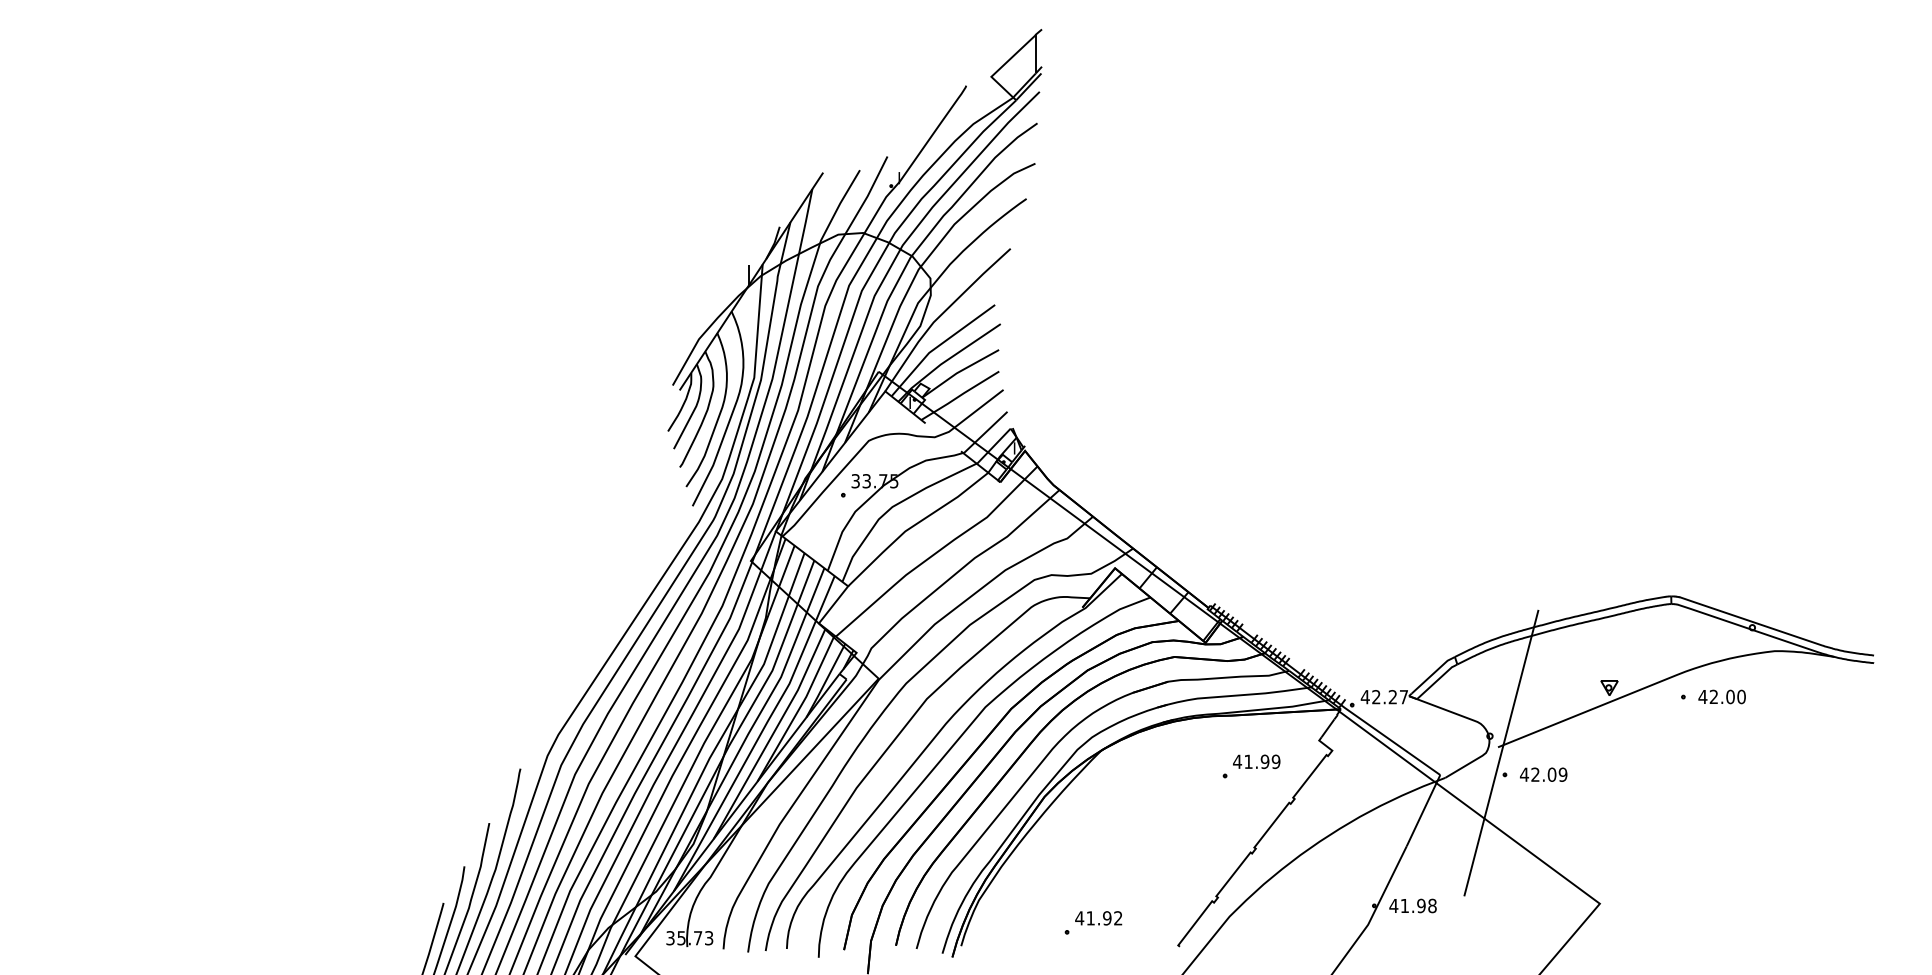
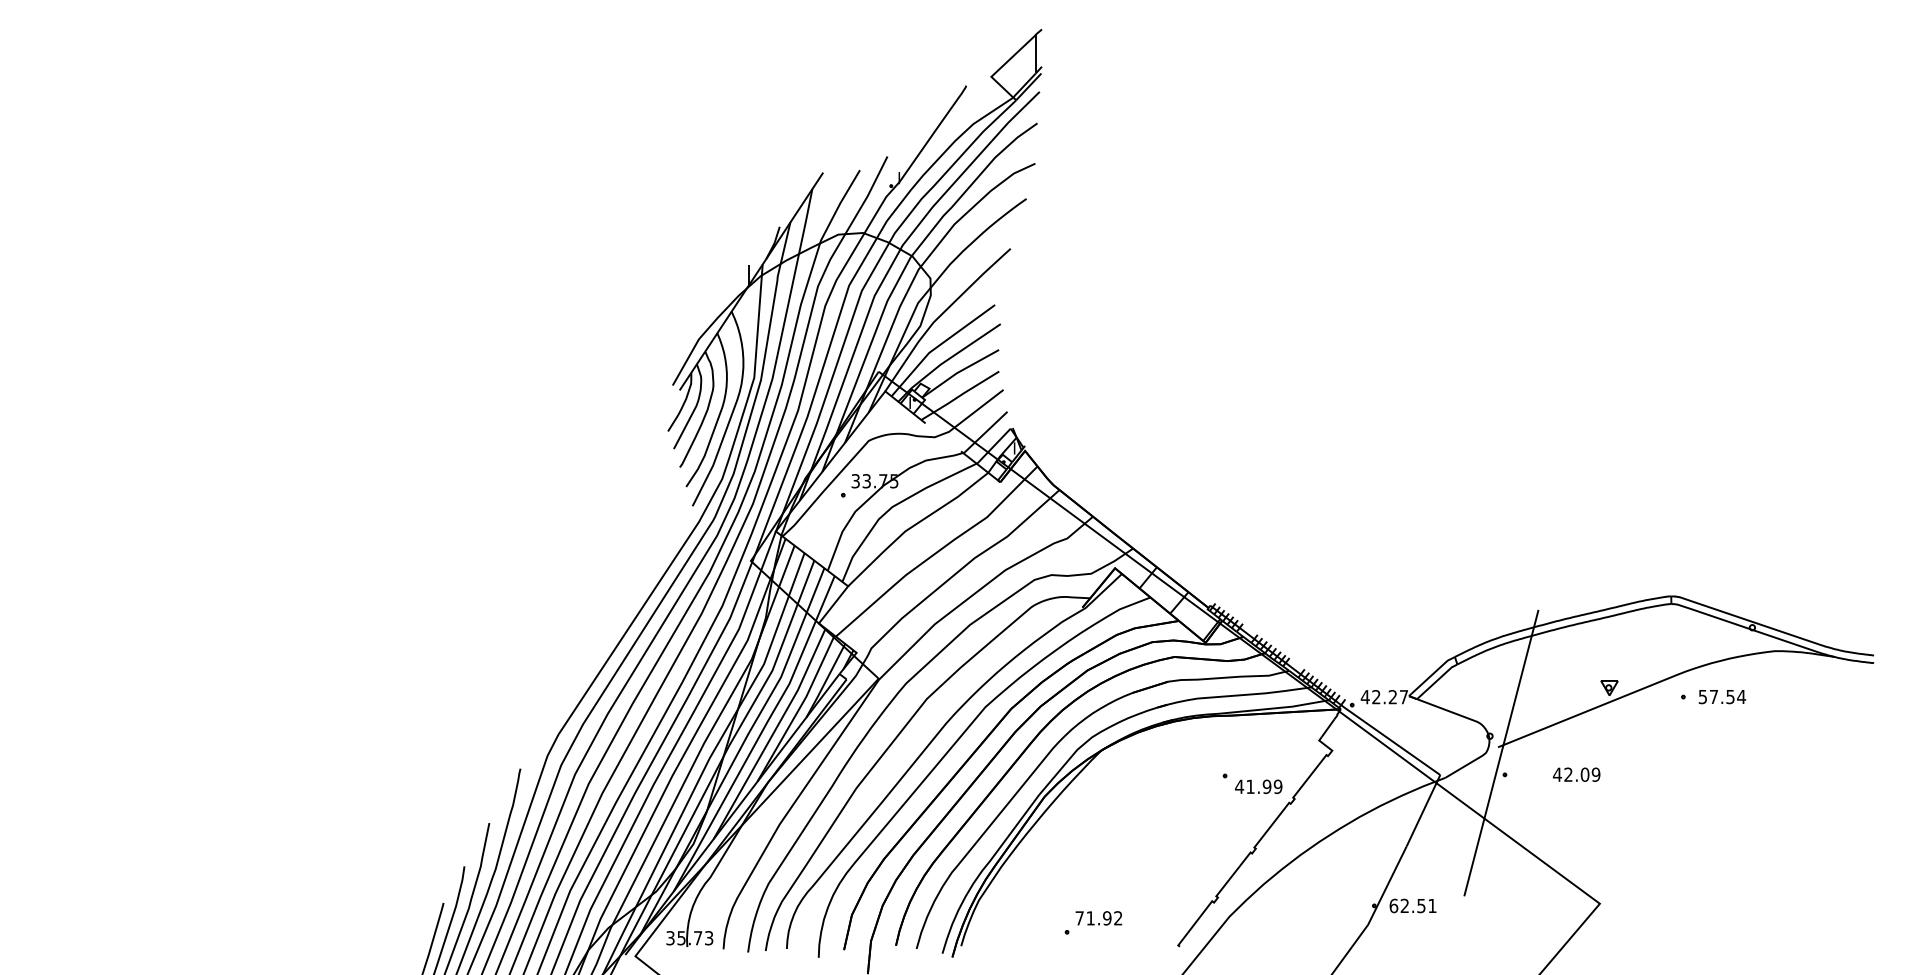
text: 42.00 -> 57.54 (1722, 696)
text position: (1256, 761) -> (1258, 786) (1258, 786)
text position: (1543, 774) -> (1576, 774) (1576, 774)
text: 41.98 -> 62.51 (1412, 905)
text: 41.92 -> 71.92 (1079, 918)
